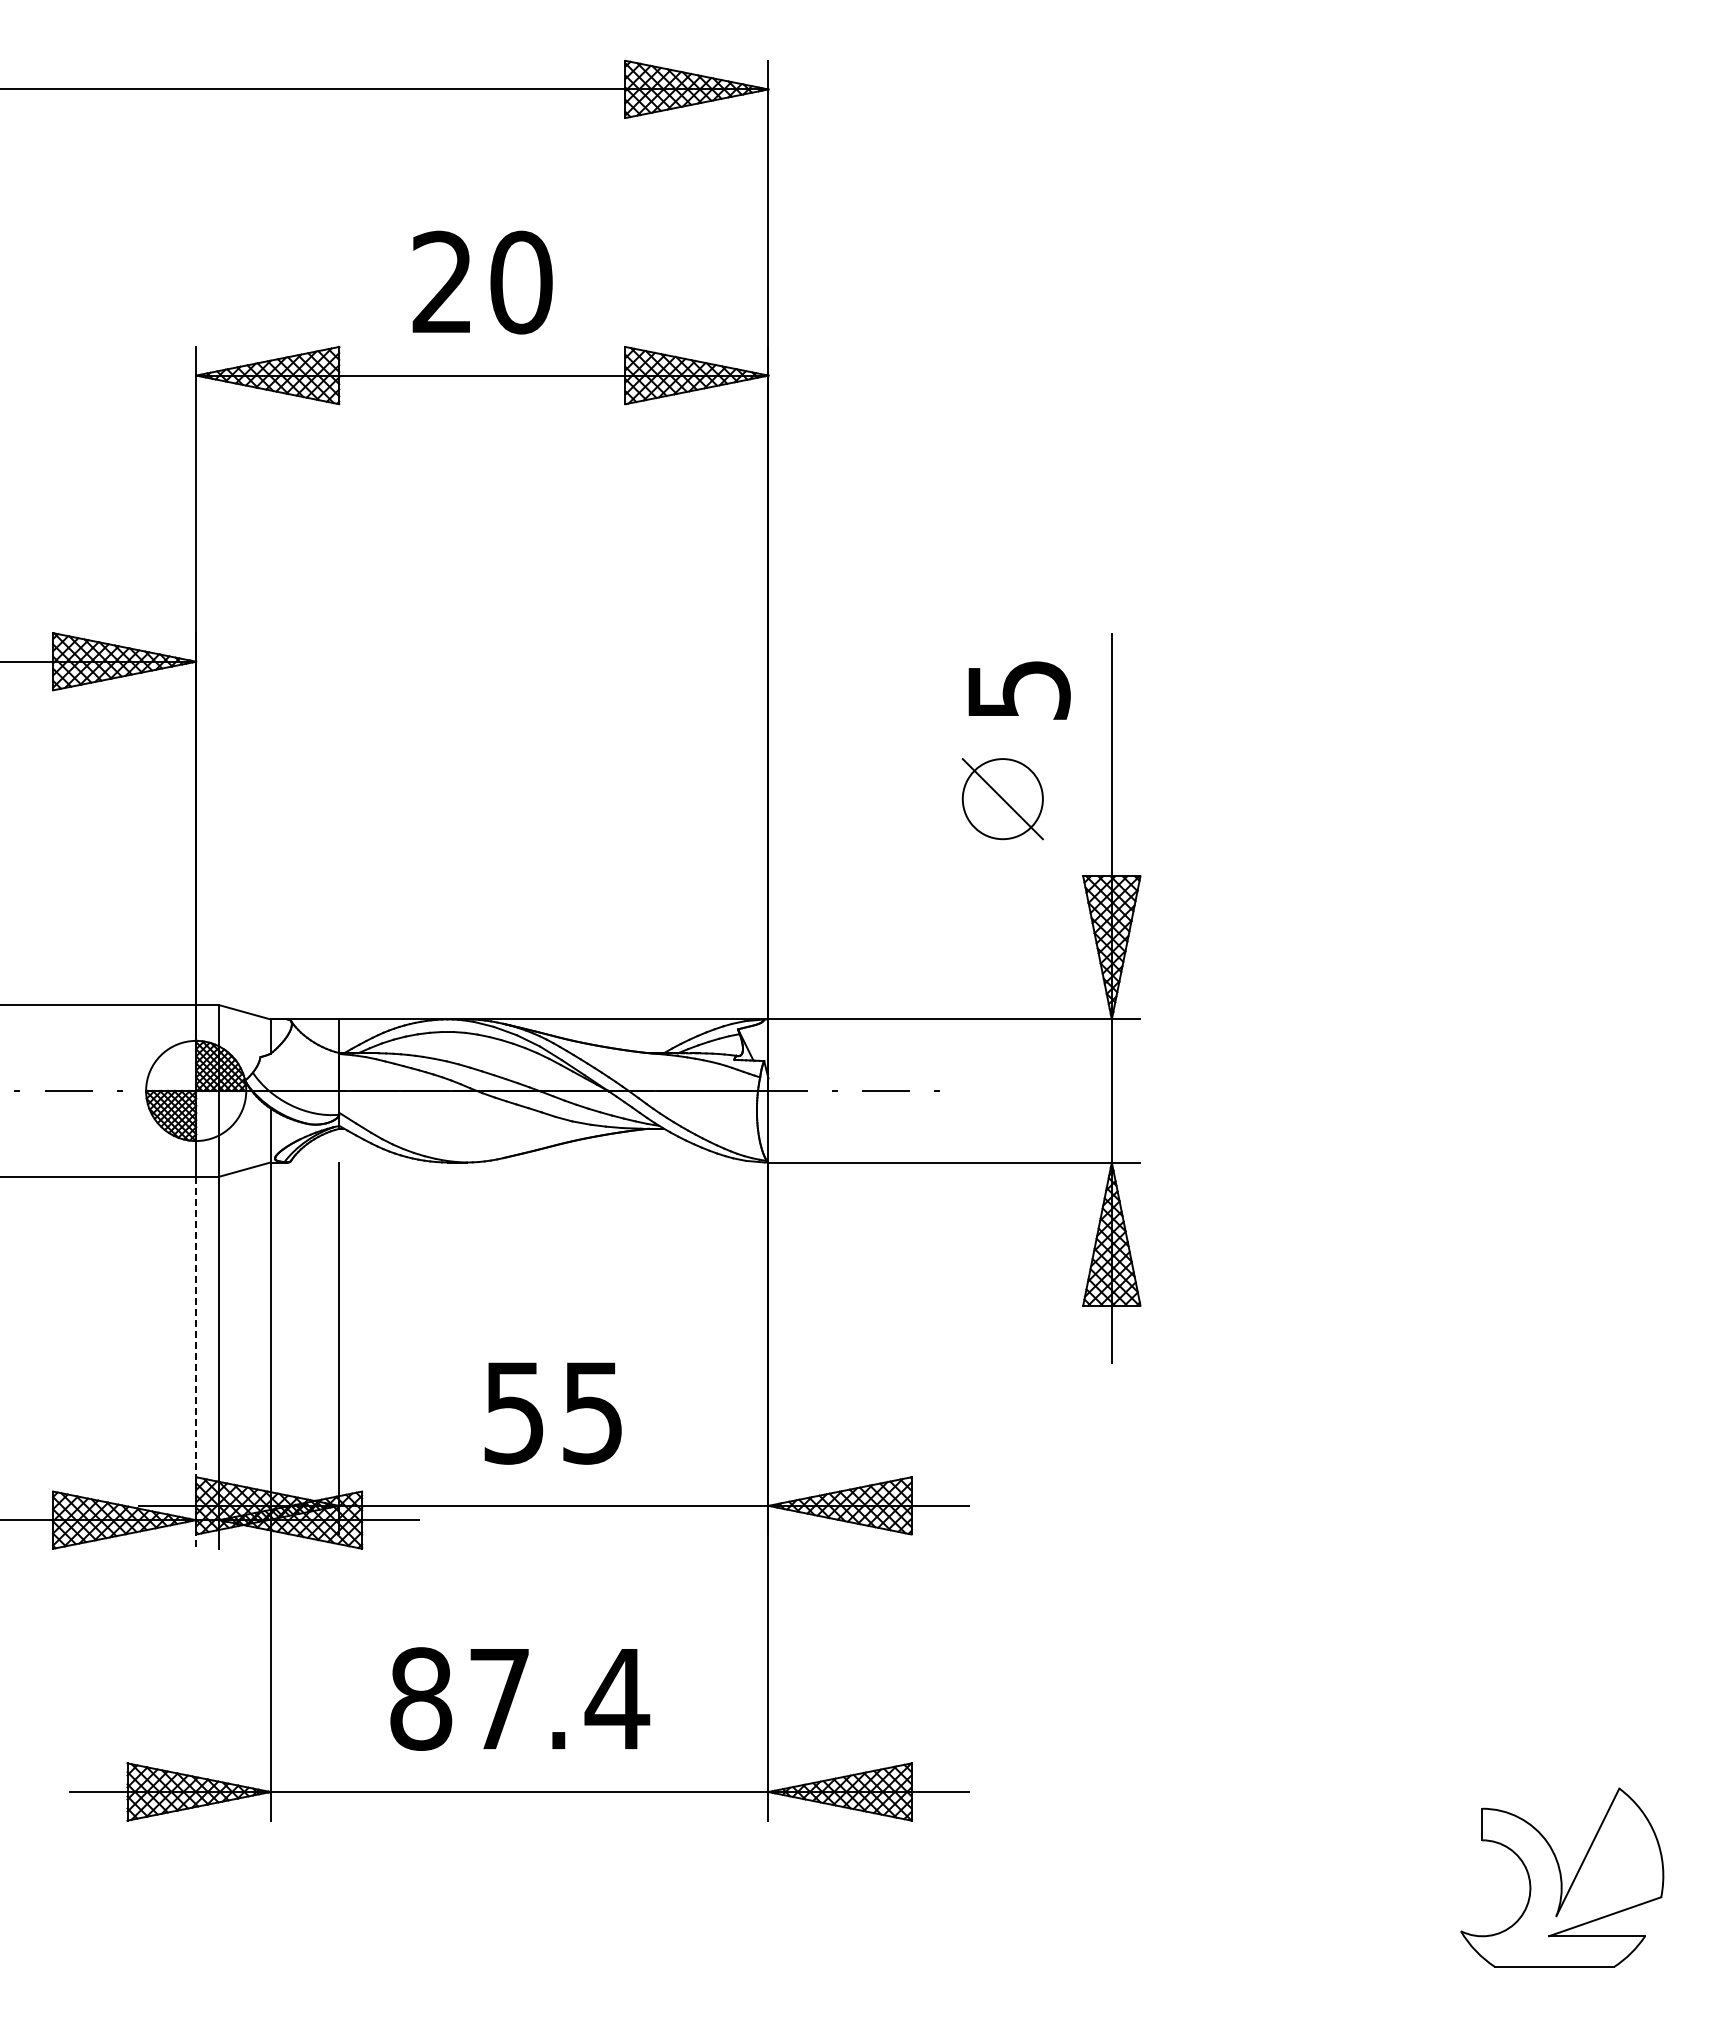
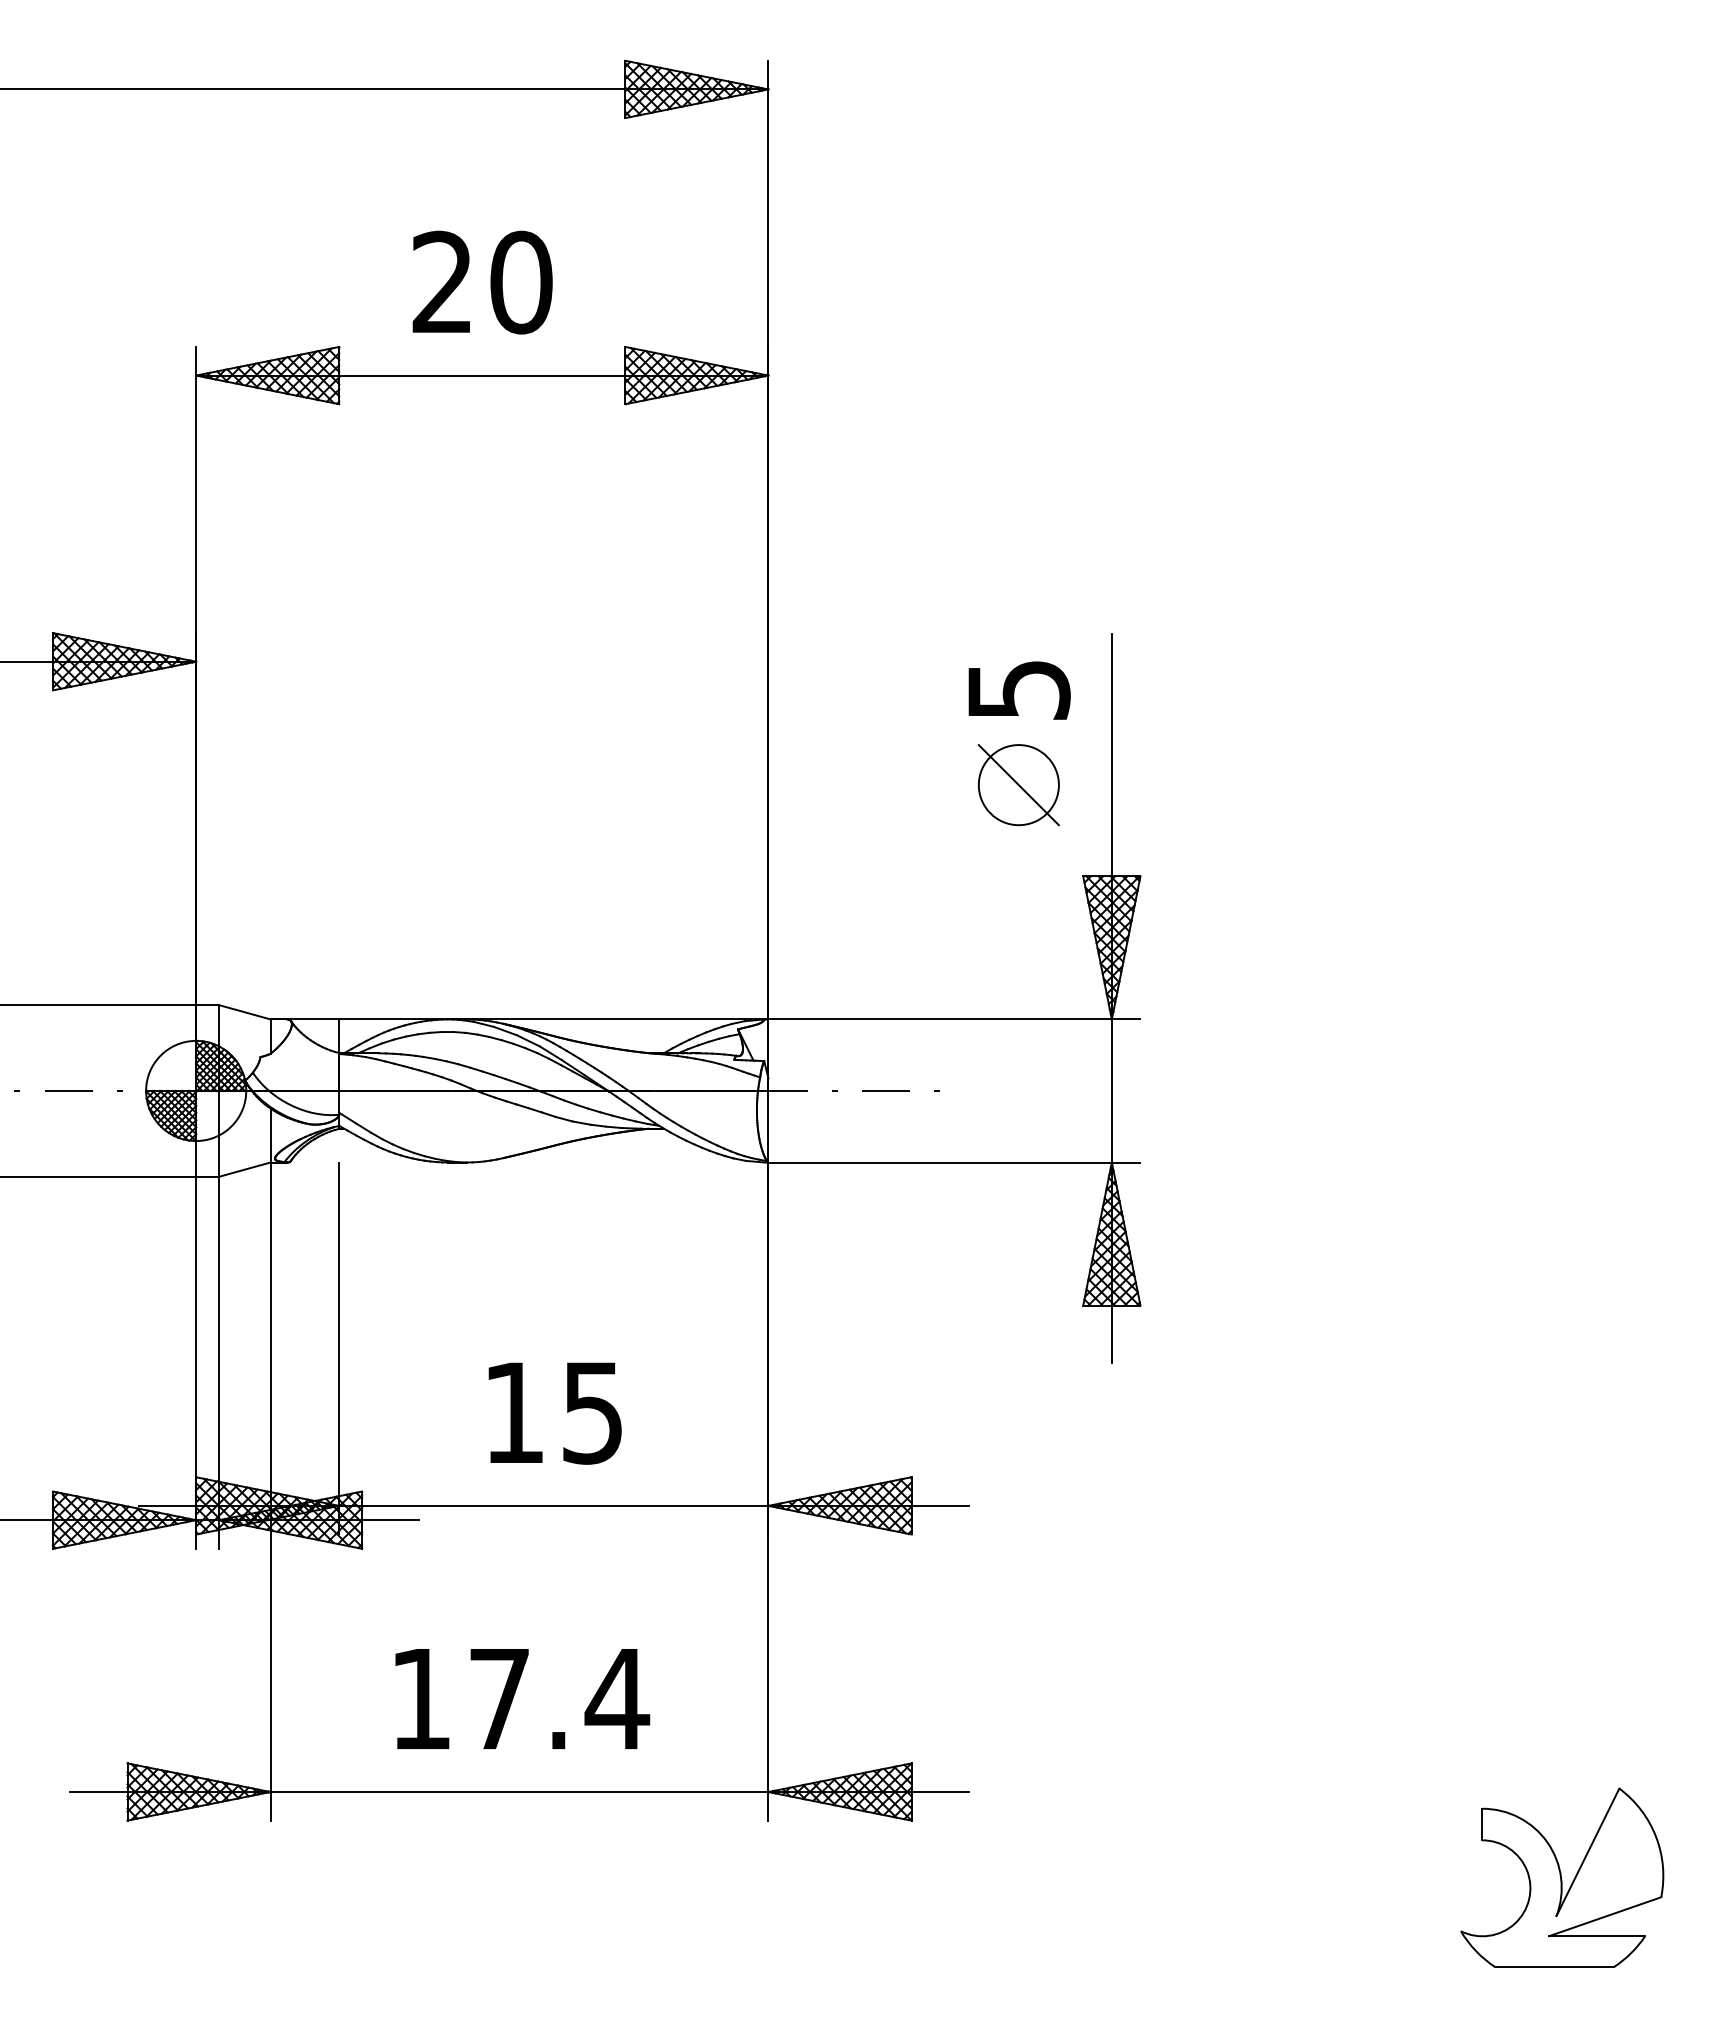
part position: (1002, 799) -> (1018, 785) (1018, 785)
line: dashed -> solid (196, 1362)
text: 55 -> 15 (513, 1413)
text: 87.4 -> 17.4 (421, 1698)
